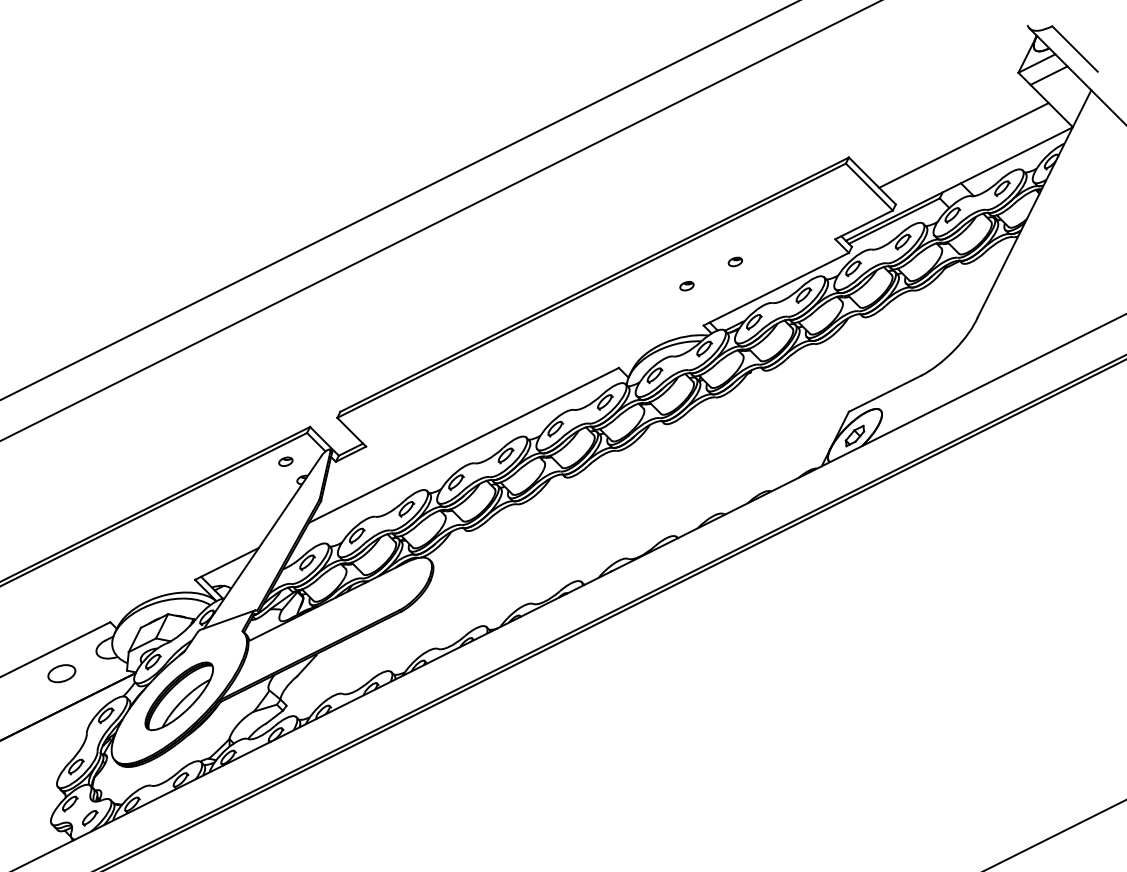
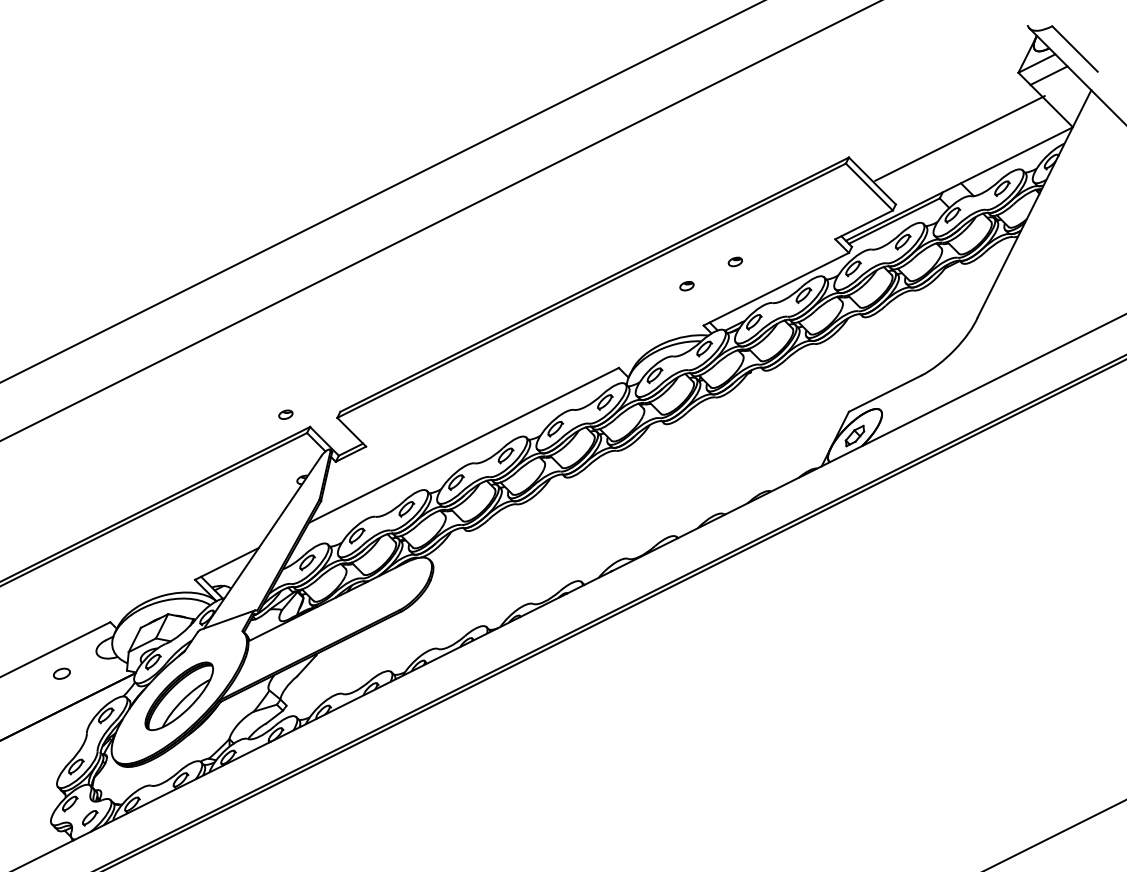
line position: (963, 145) -> (959, 138) (959, 138)
line position: (399, 200) -> (381, 191) (381, 191)
part position: (285, 461) -> (285, 414) (285, 414)
part size: 30x20 px -> 18x13 px (61, 673)
